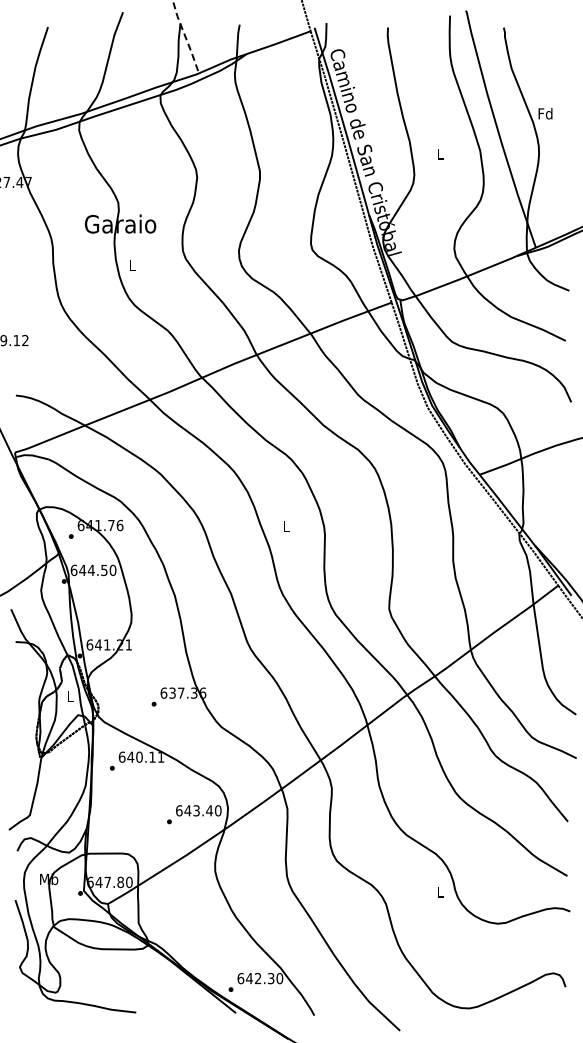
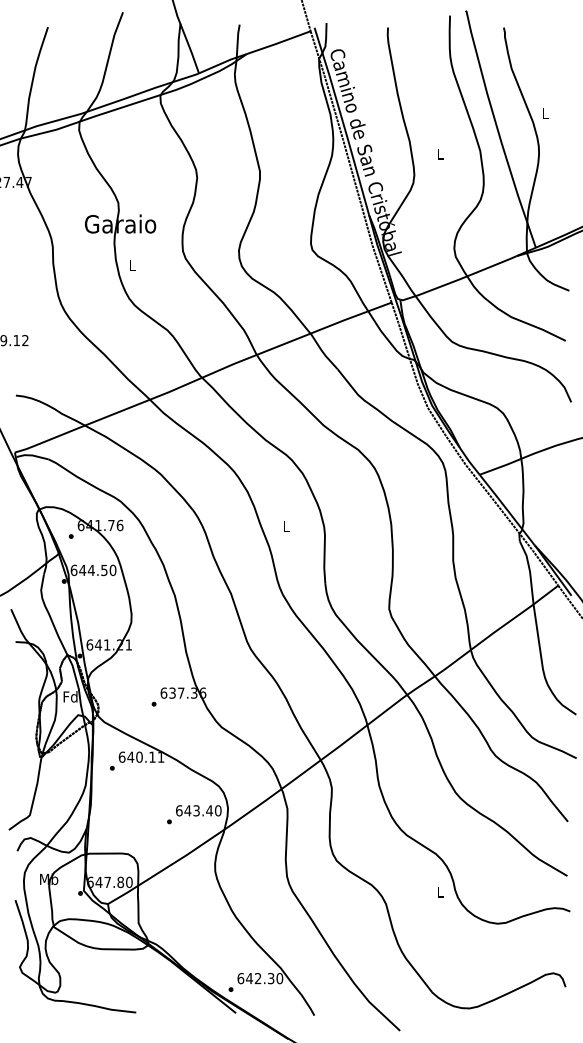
line: dashed -> solid (185, 37)
text: Fd -> L (545, 113)
text: L -> Fd (70, 696)
